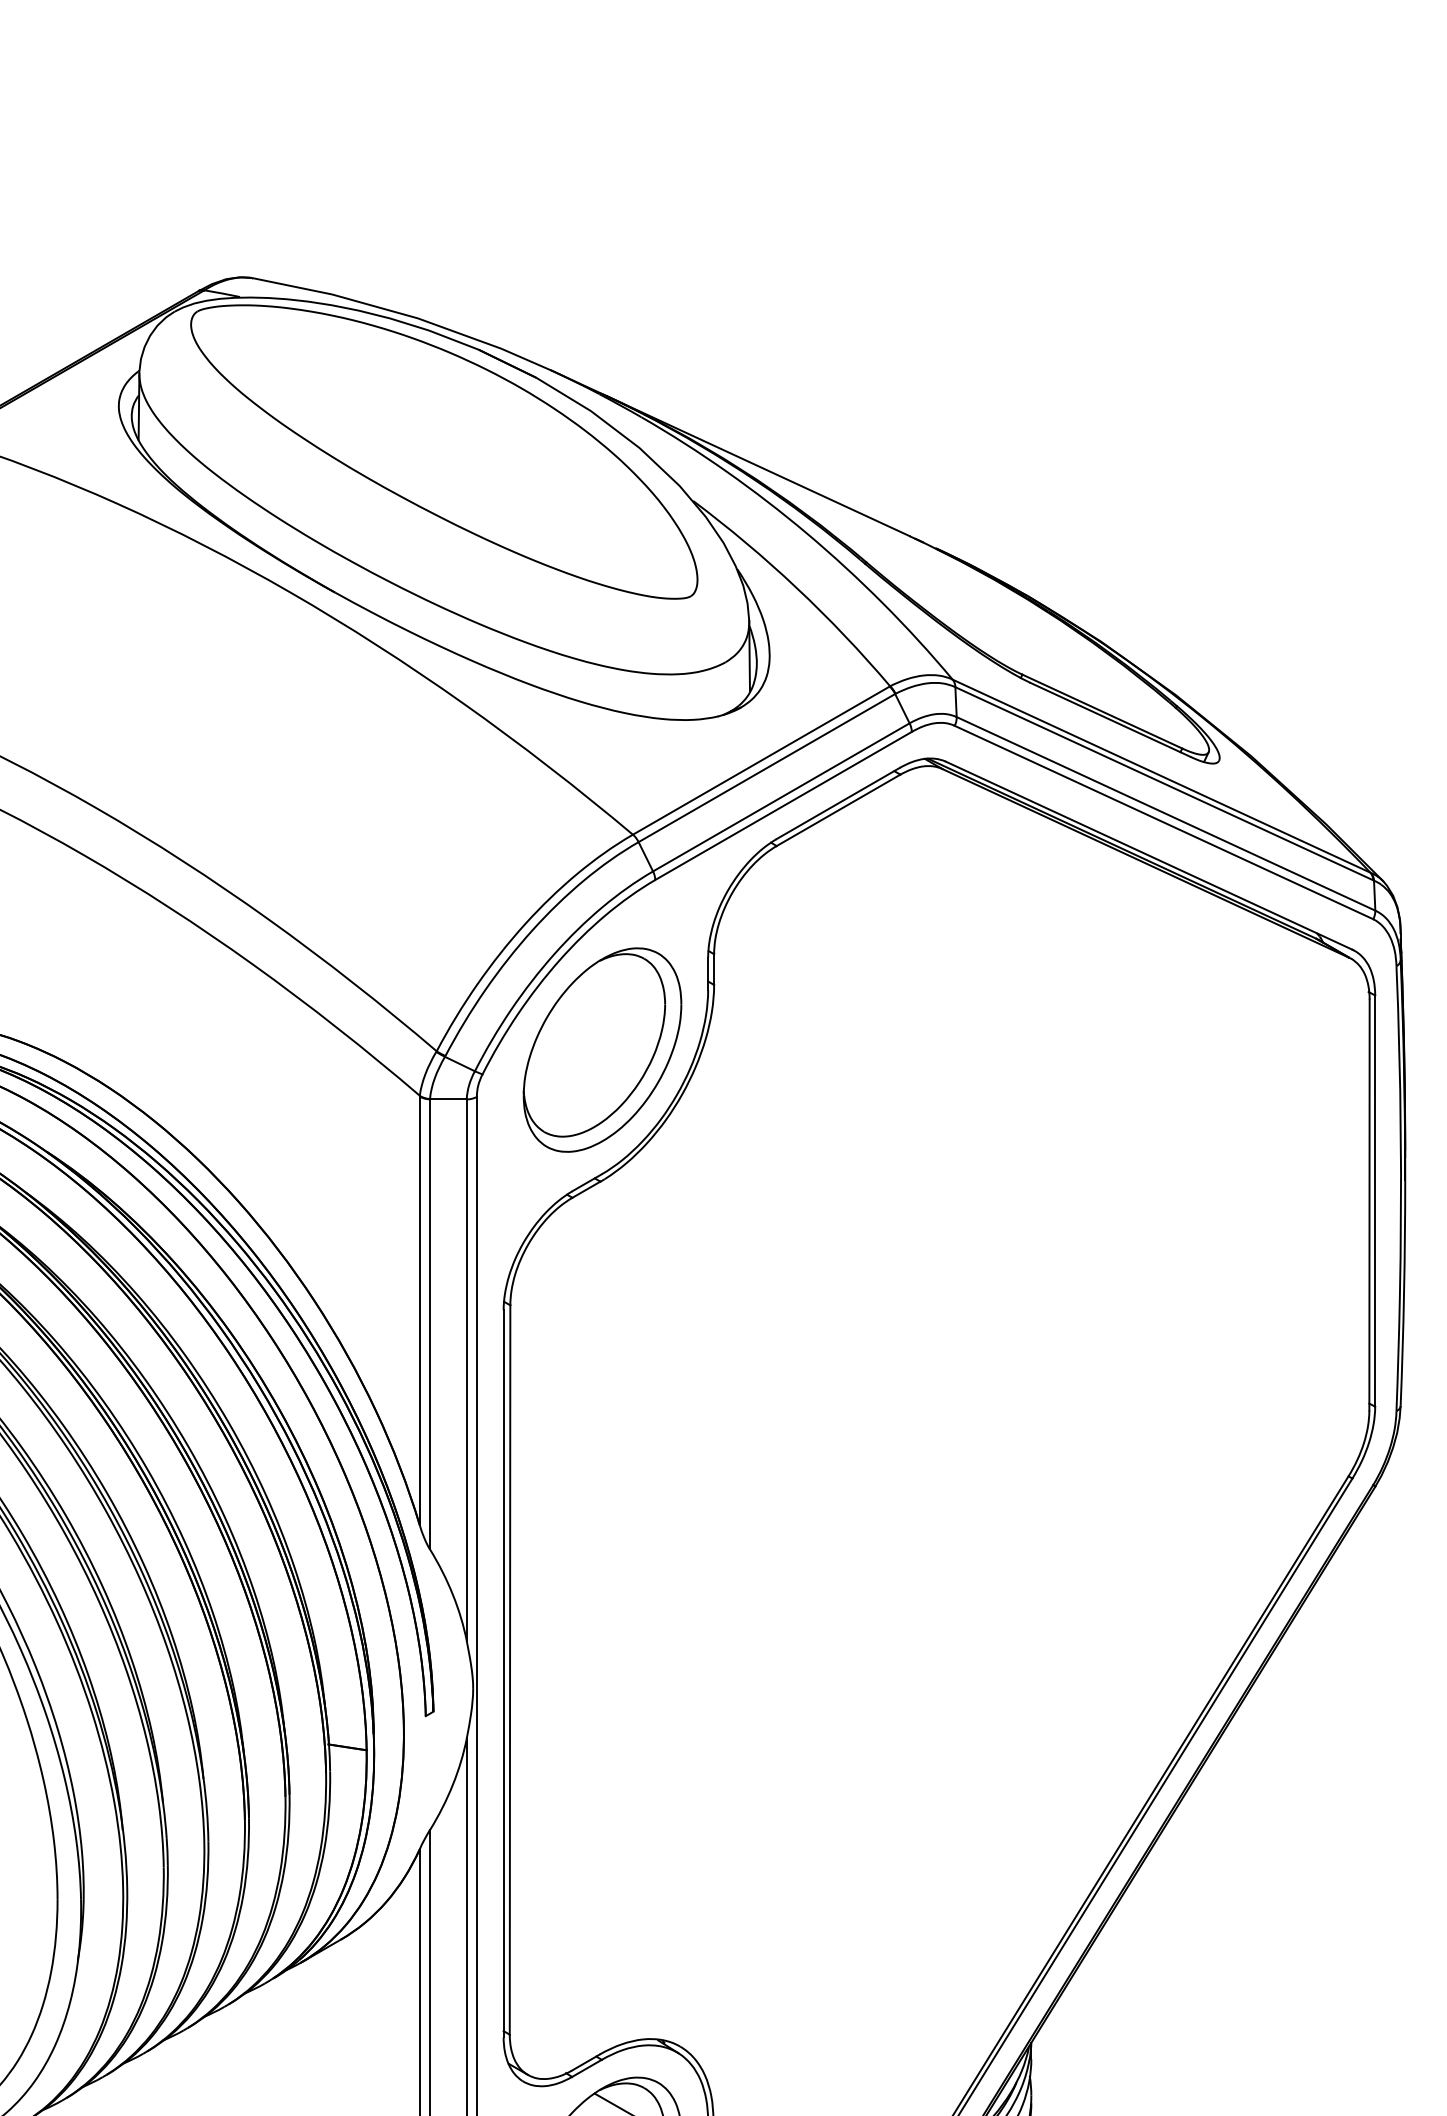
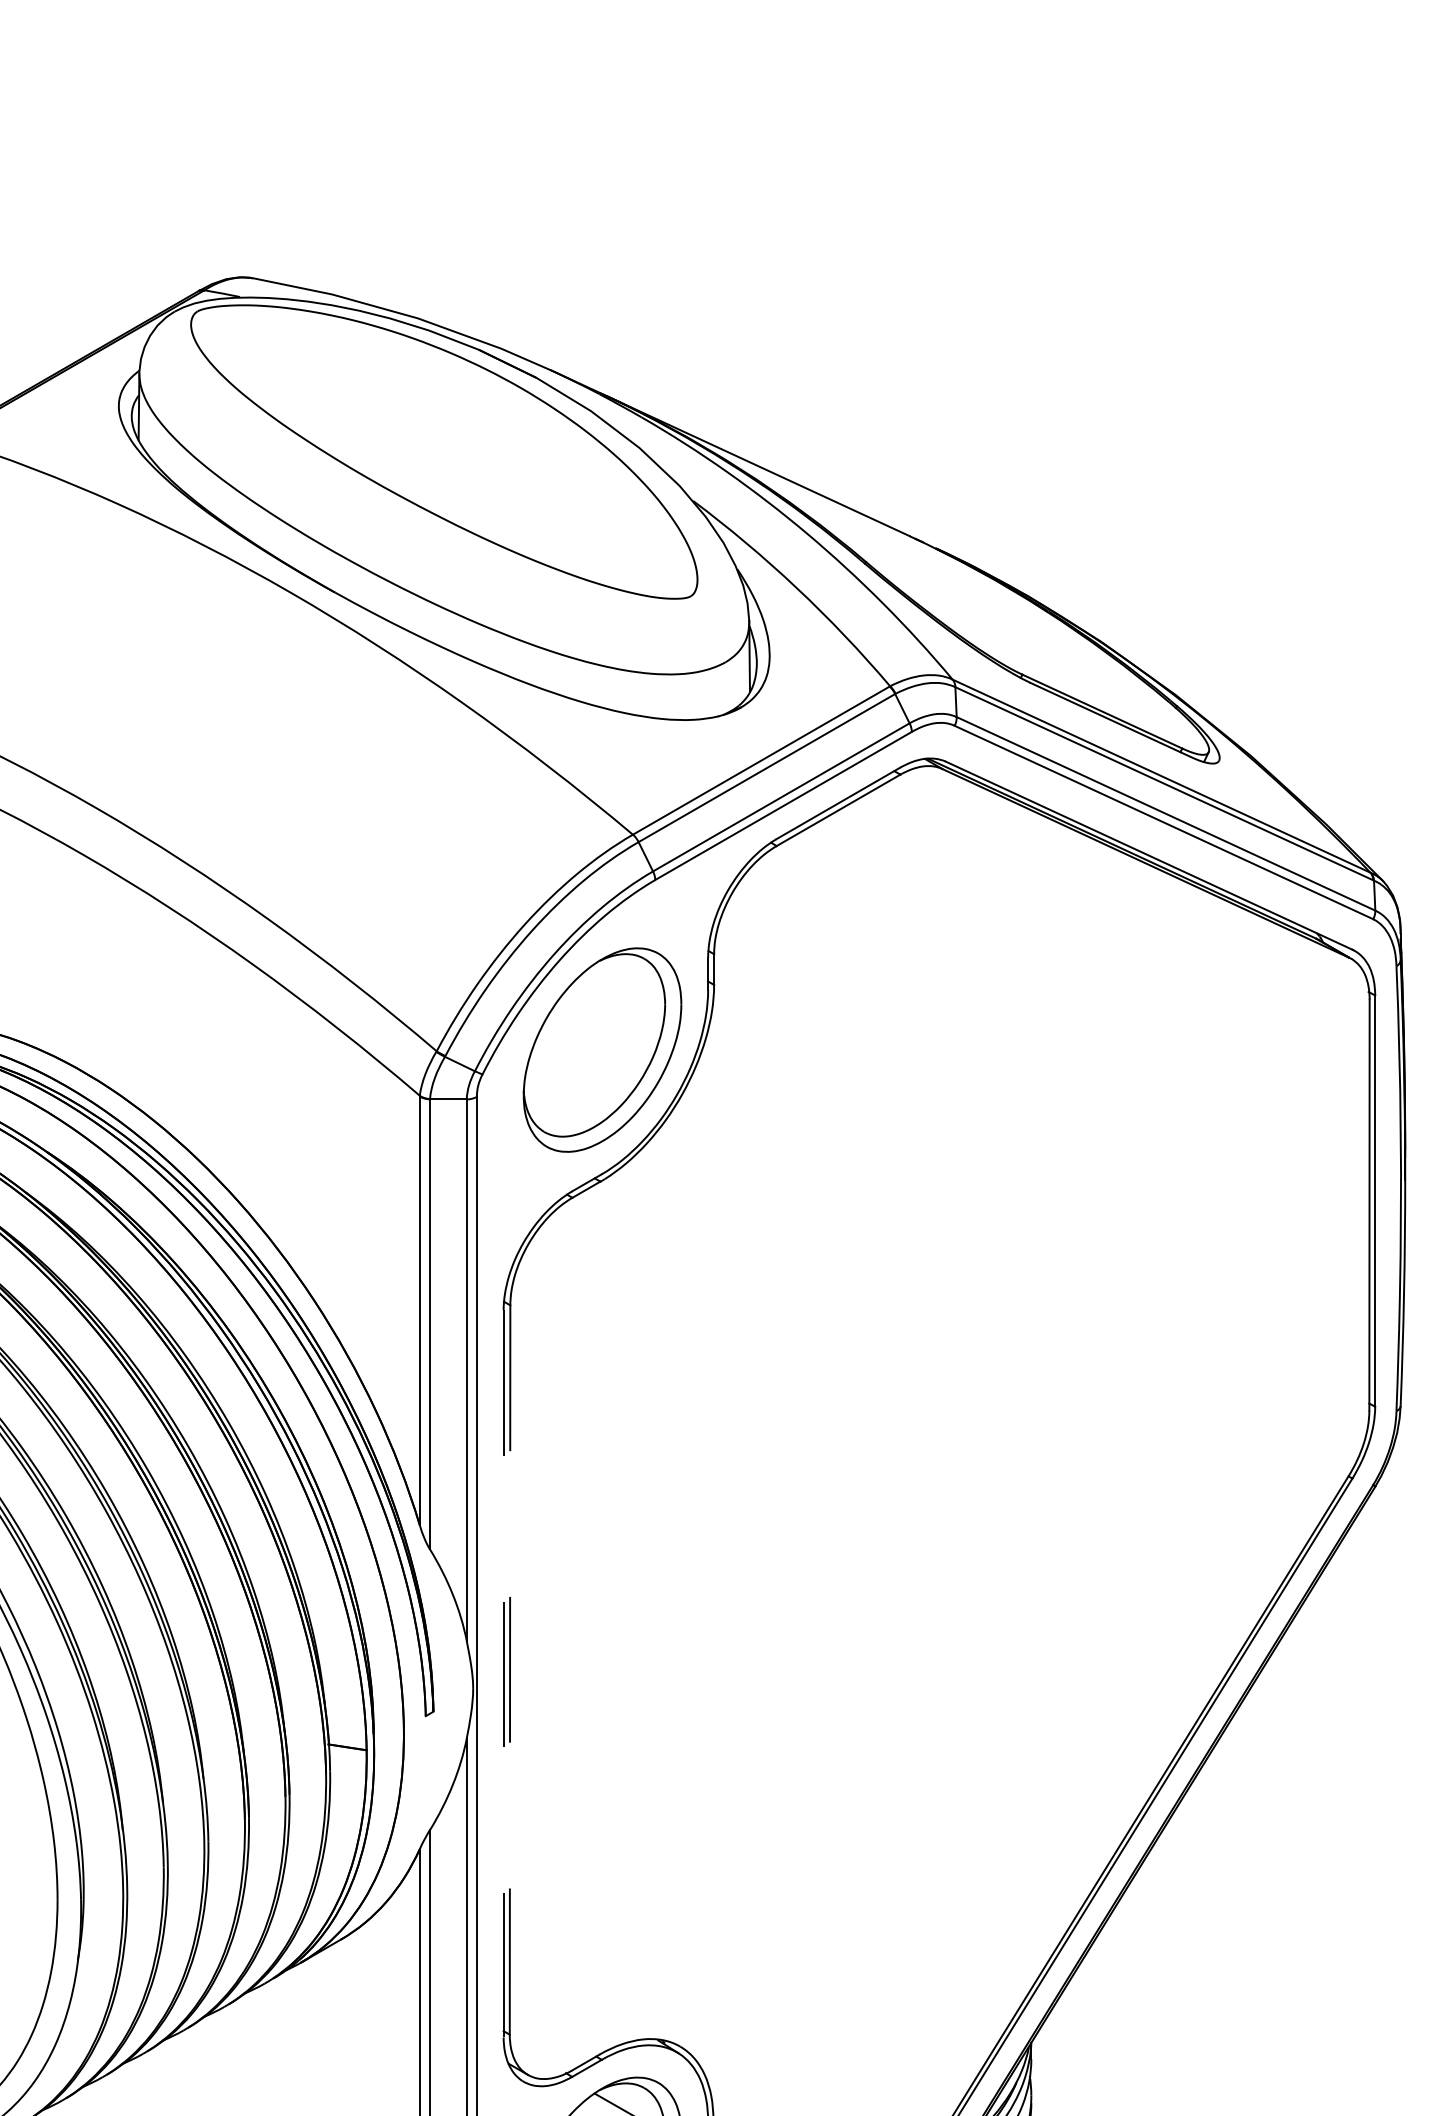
line: solid -> dashed (510, 1670)
line: solid -> dashed (503, 1673)
